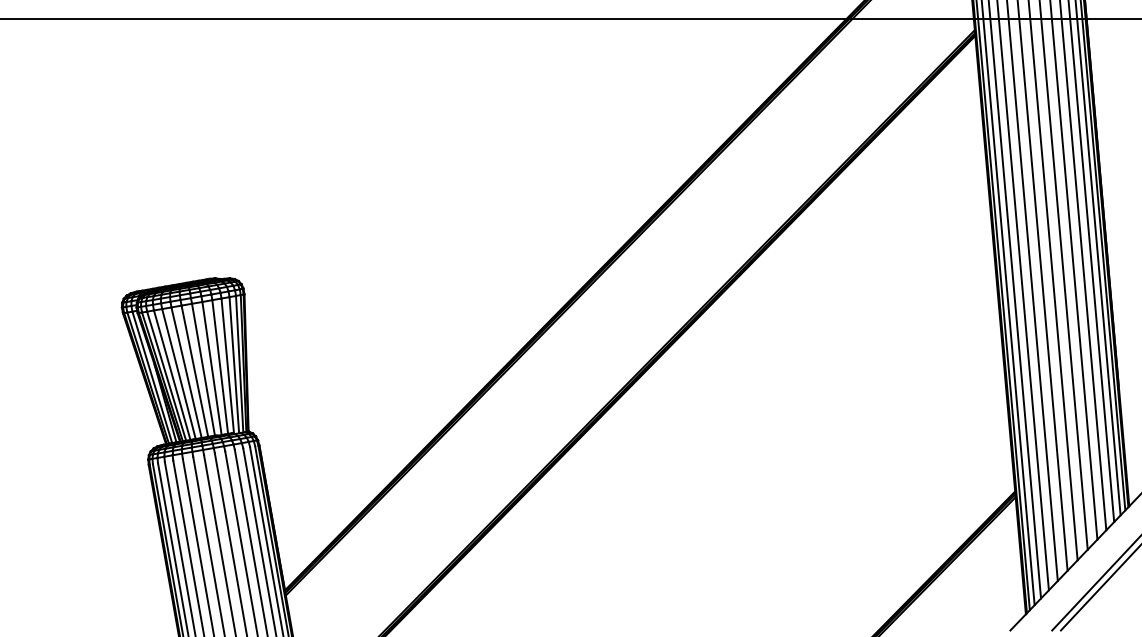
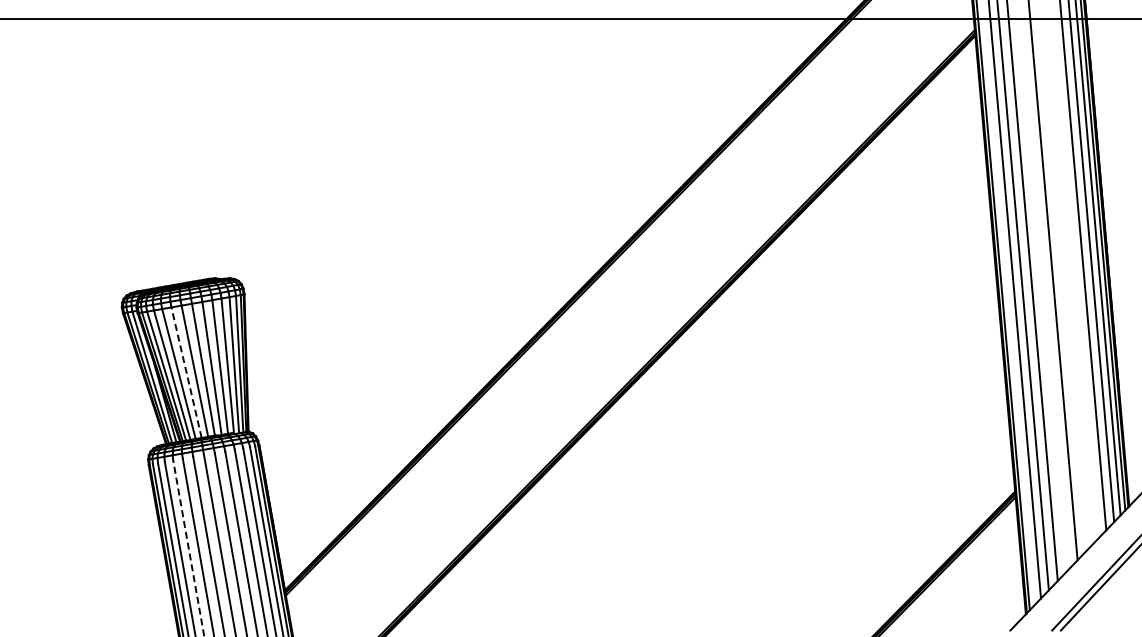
line: present -> none (1073, 270)
line: present -> none (1063, 275)
line: present -> none (1042, 286)
line: present -> none (1007, 303)
line: solid -> dashed (186, 372)
line: solid -> dashed (188, 548)
